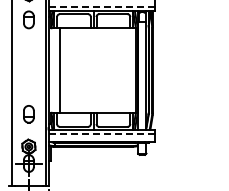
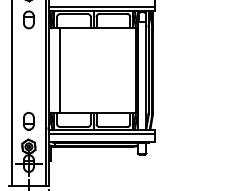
line: dashed -> solid (101, 6)
part position: (28, 114) -> (28, 121) (28, 121)
line: dashed -> solid (102, 134)
